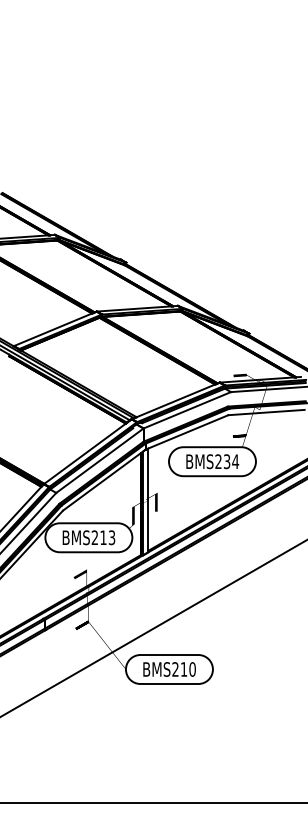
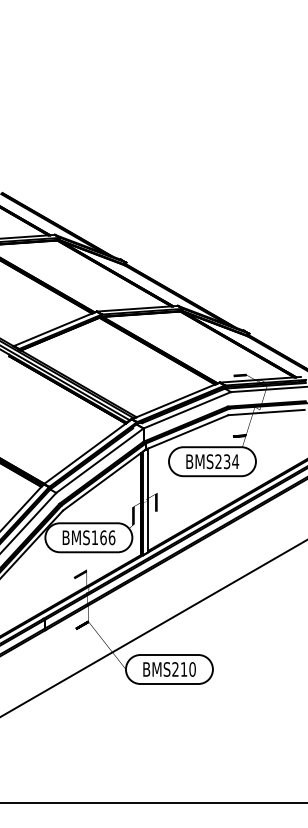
text: BMS213 -> BMS166 (103, 537)
